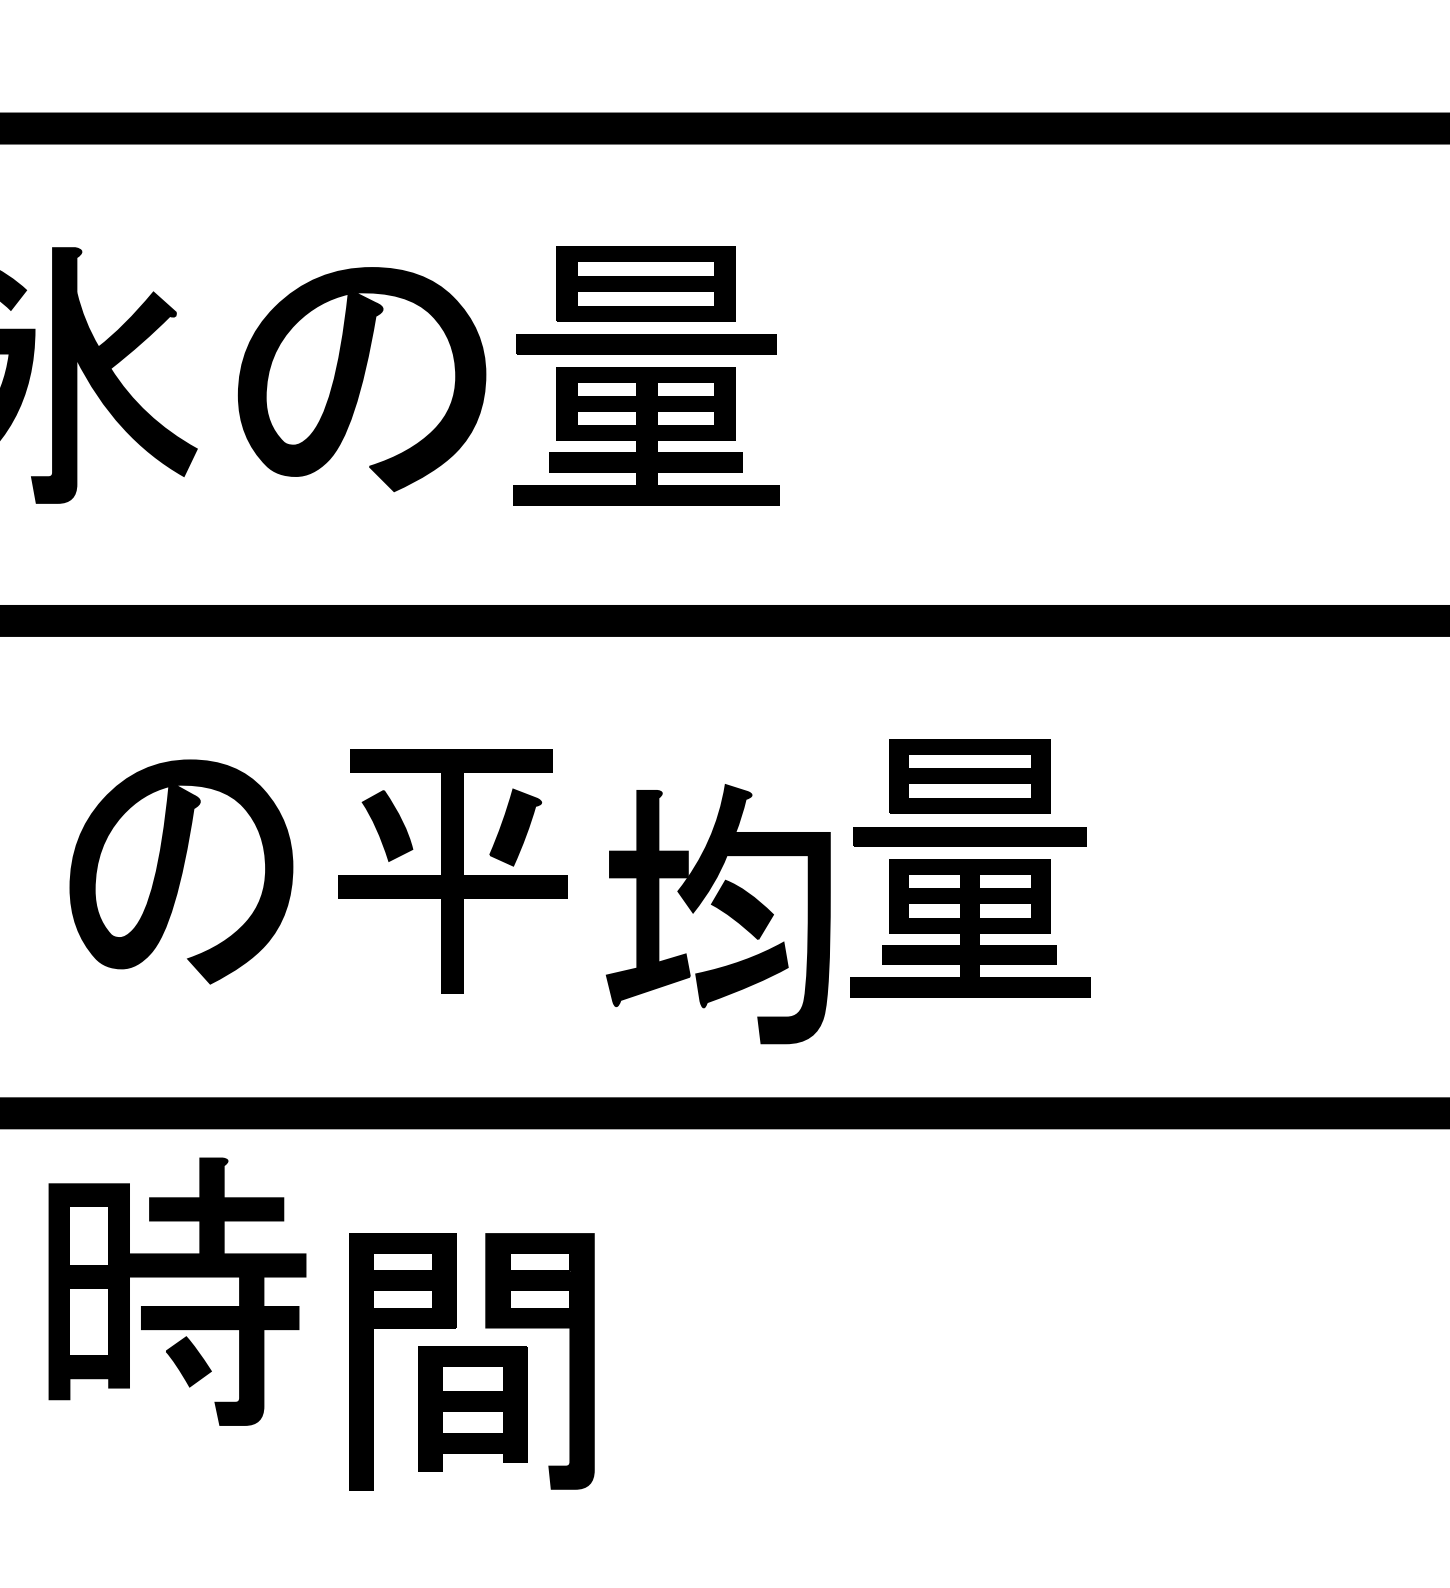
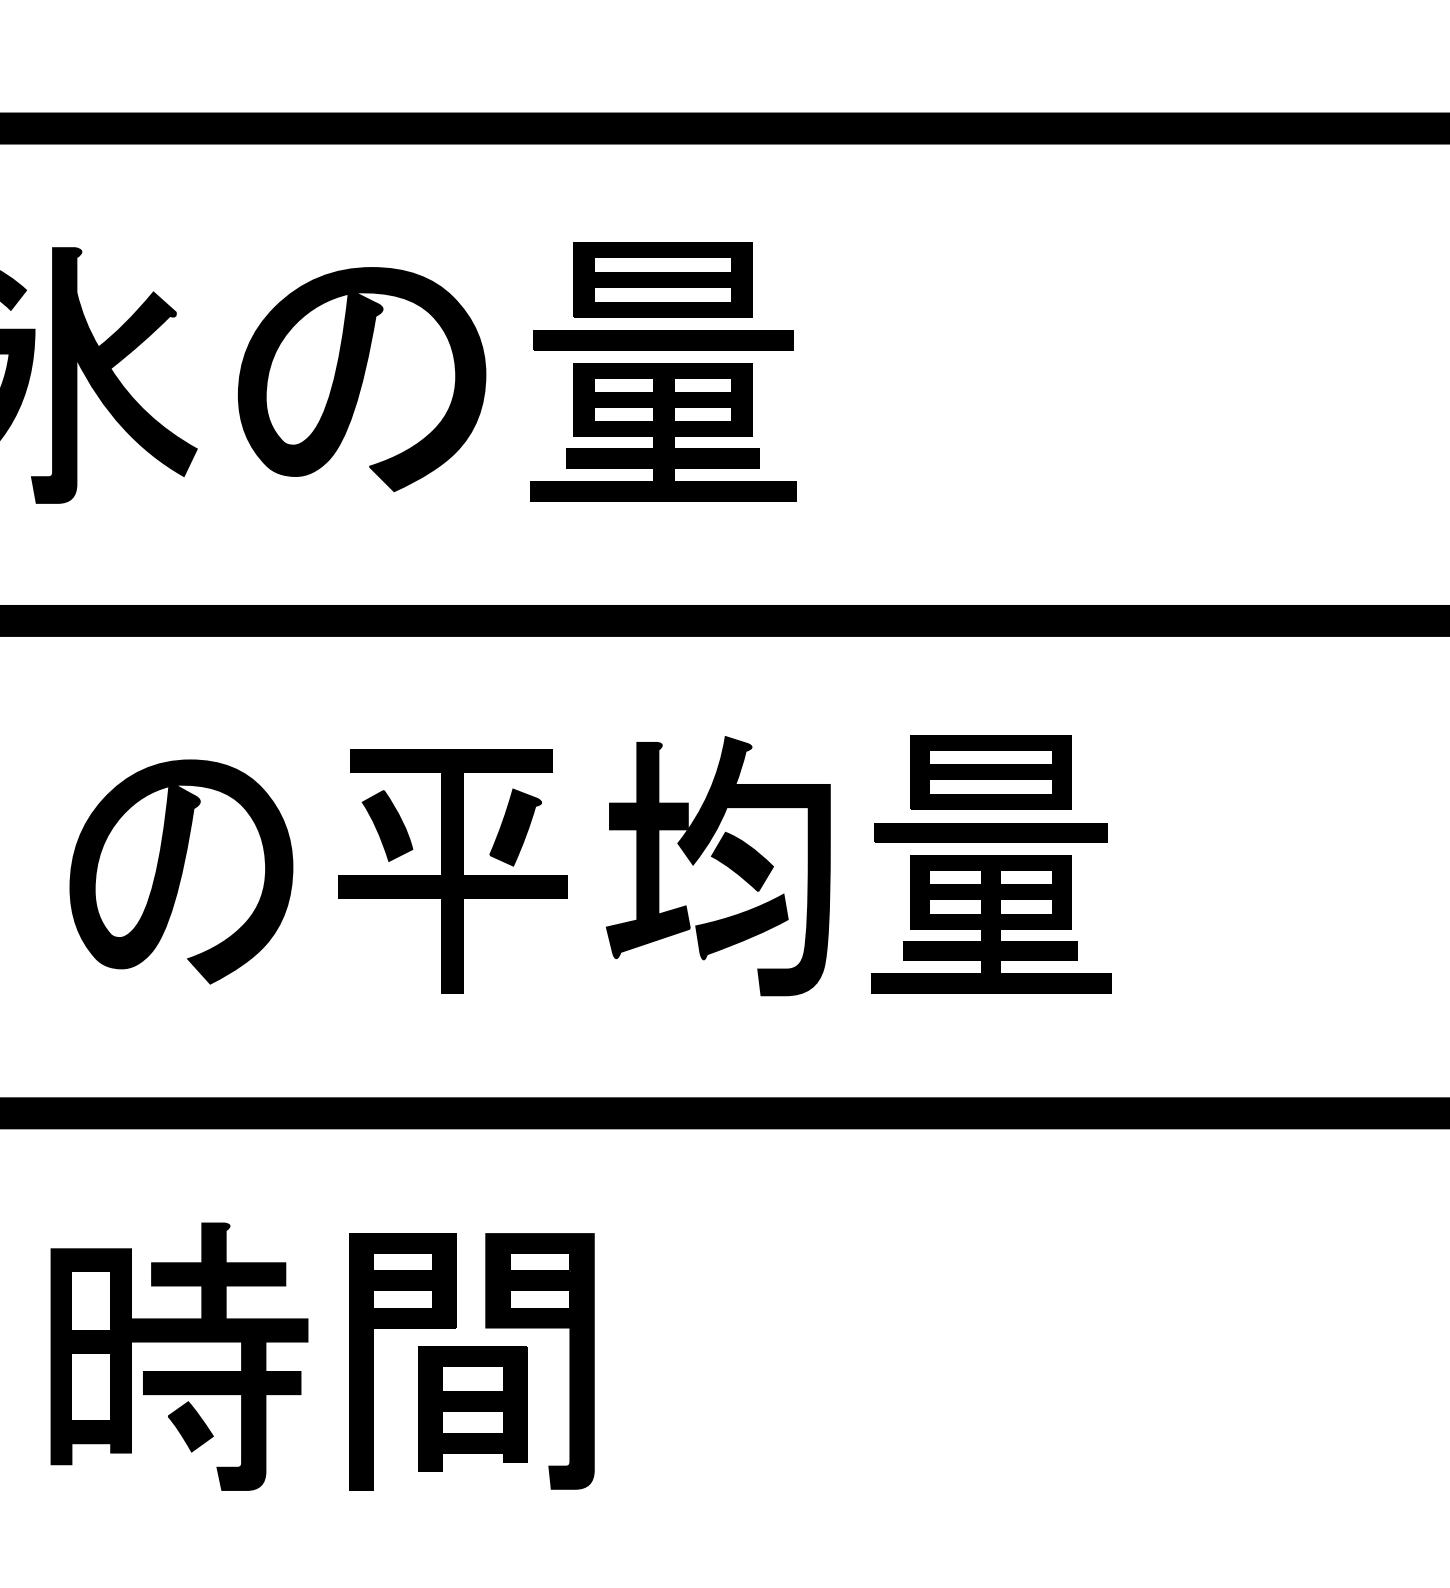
part position: (646, 375) -> (663, 371) (663, 371)
part position: (970, 868) -> (991, 864) (991, 864)
part position: (717, 914) -> (717, 866) (717, 866)
part position: (177, 1277) -> (179, 1342) (179, 1342)
